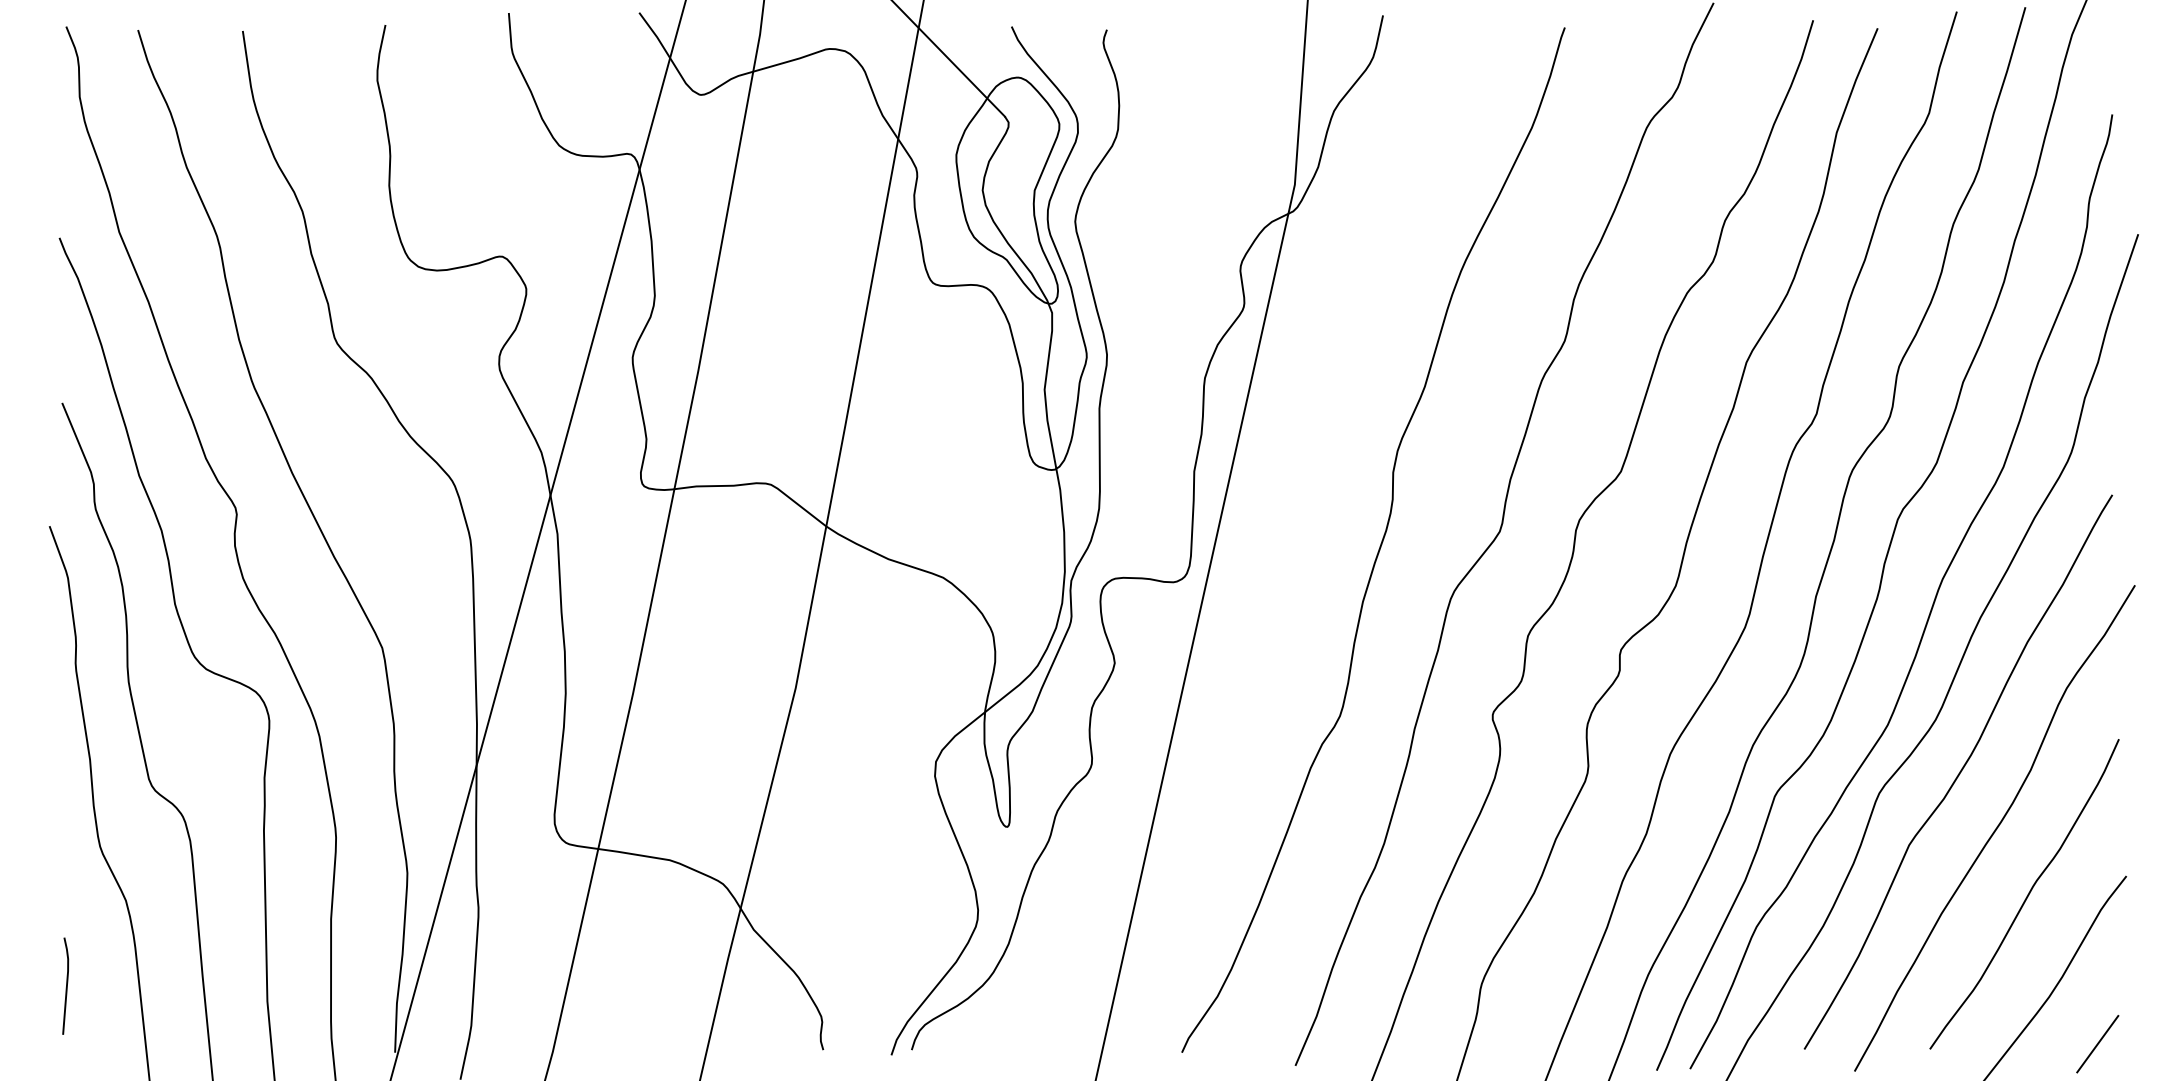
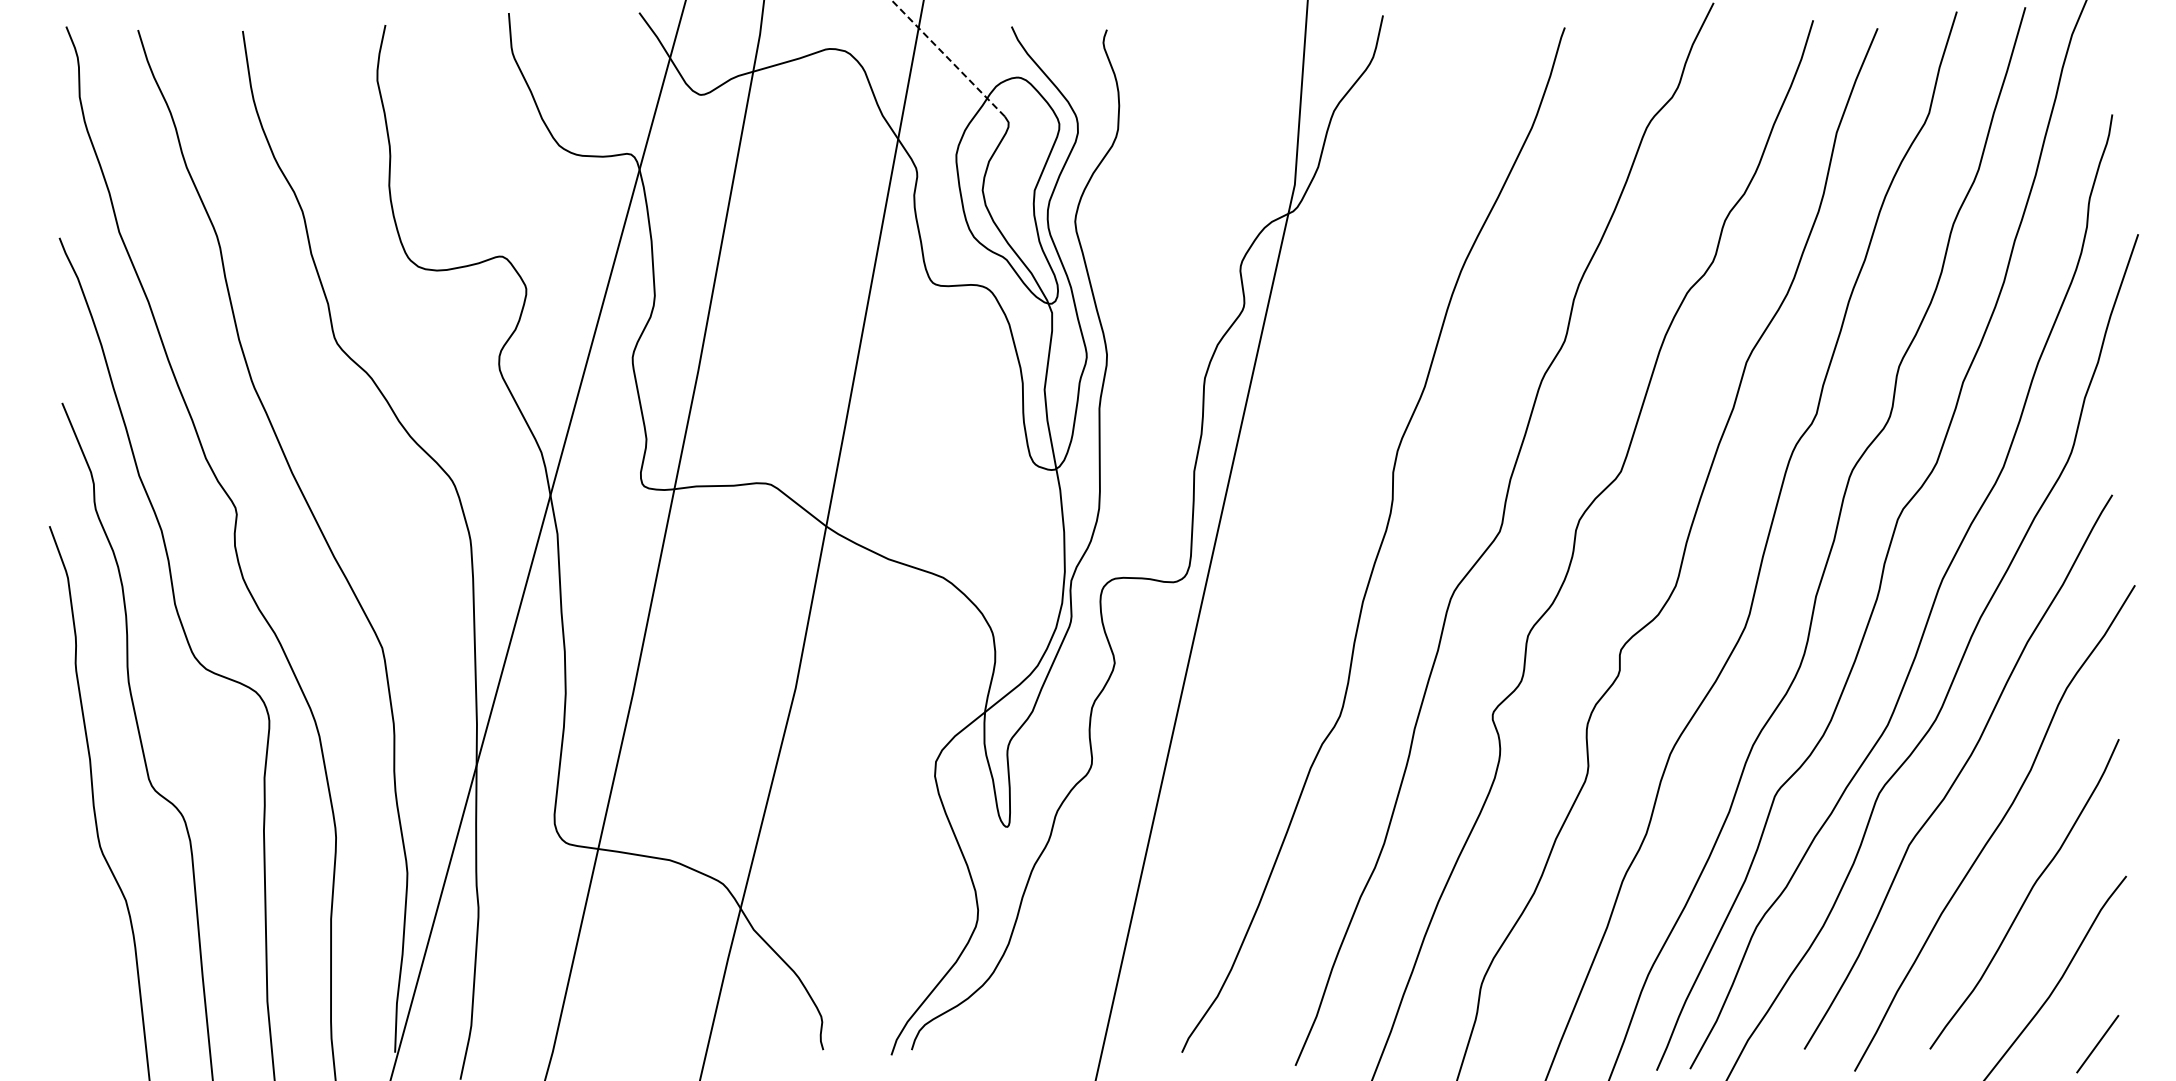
line: solid -> dashed (947, 57)
line: present -> none (66, 985)
